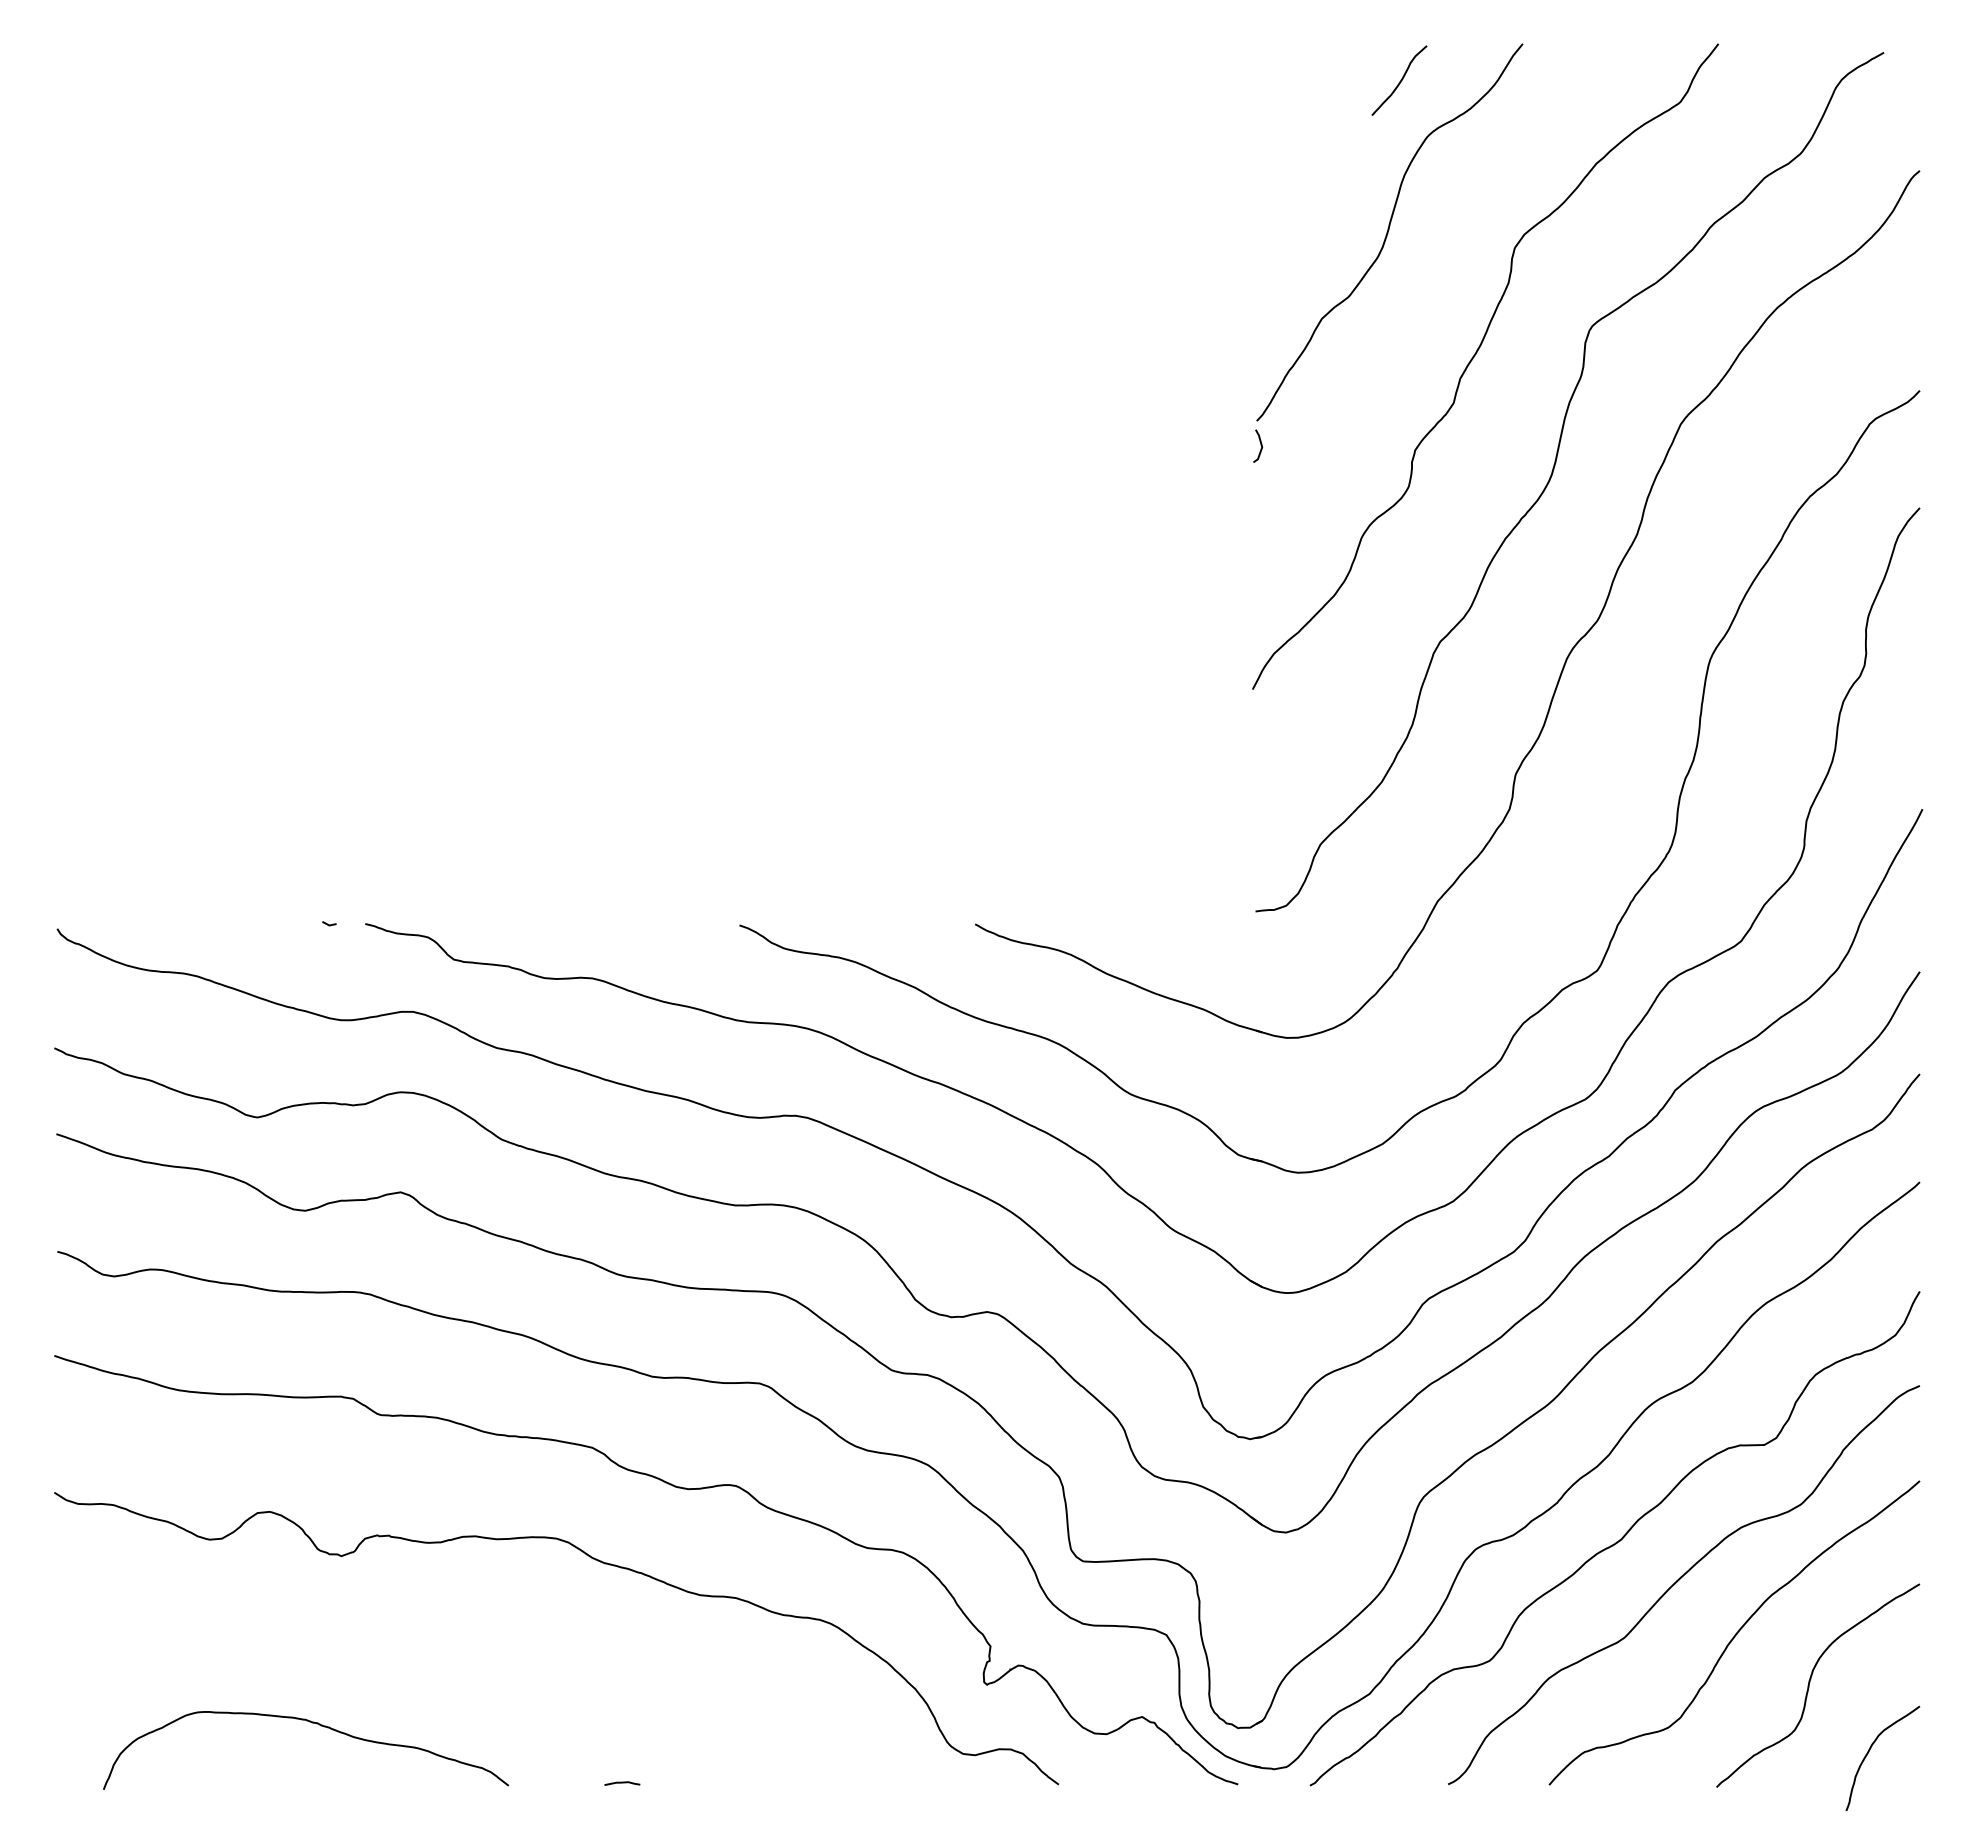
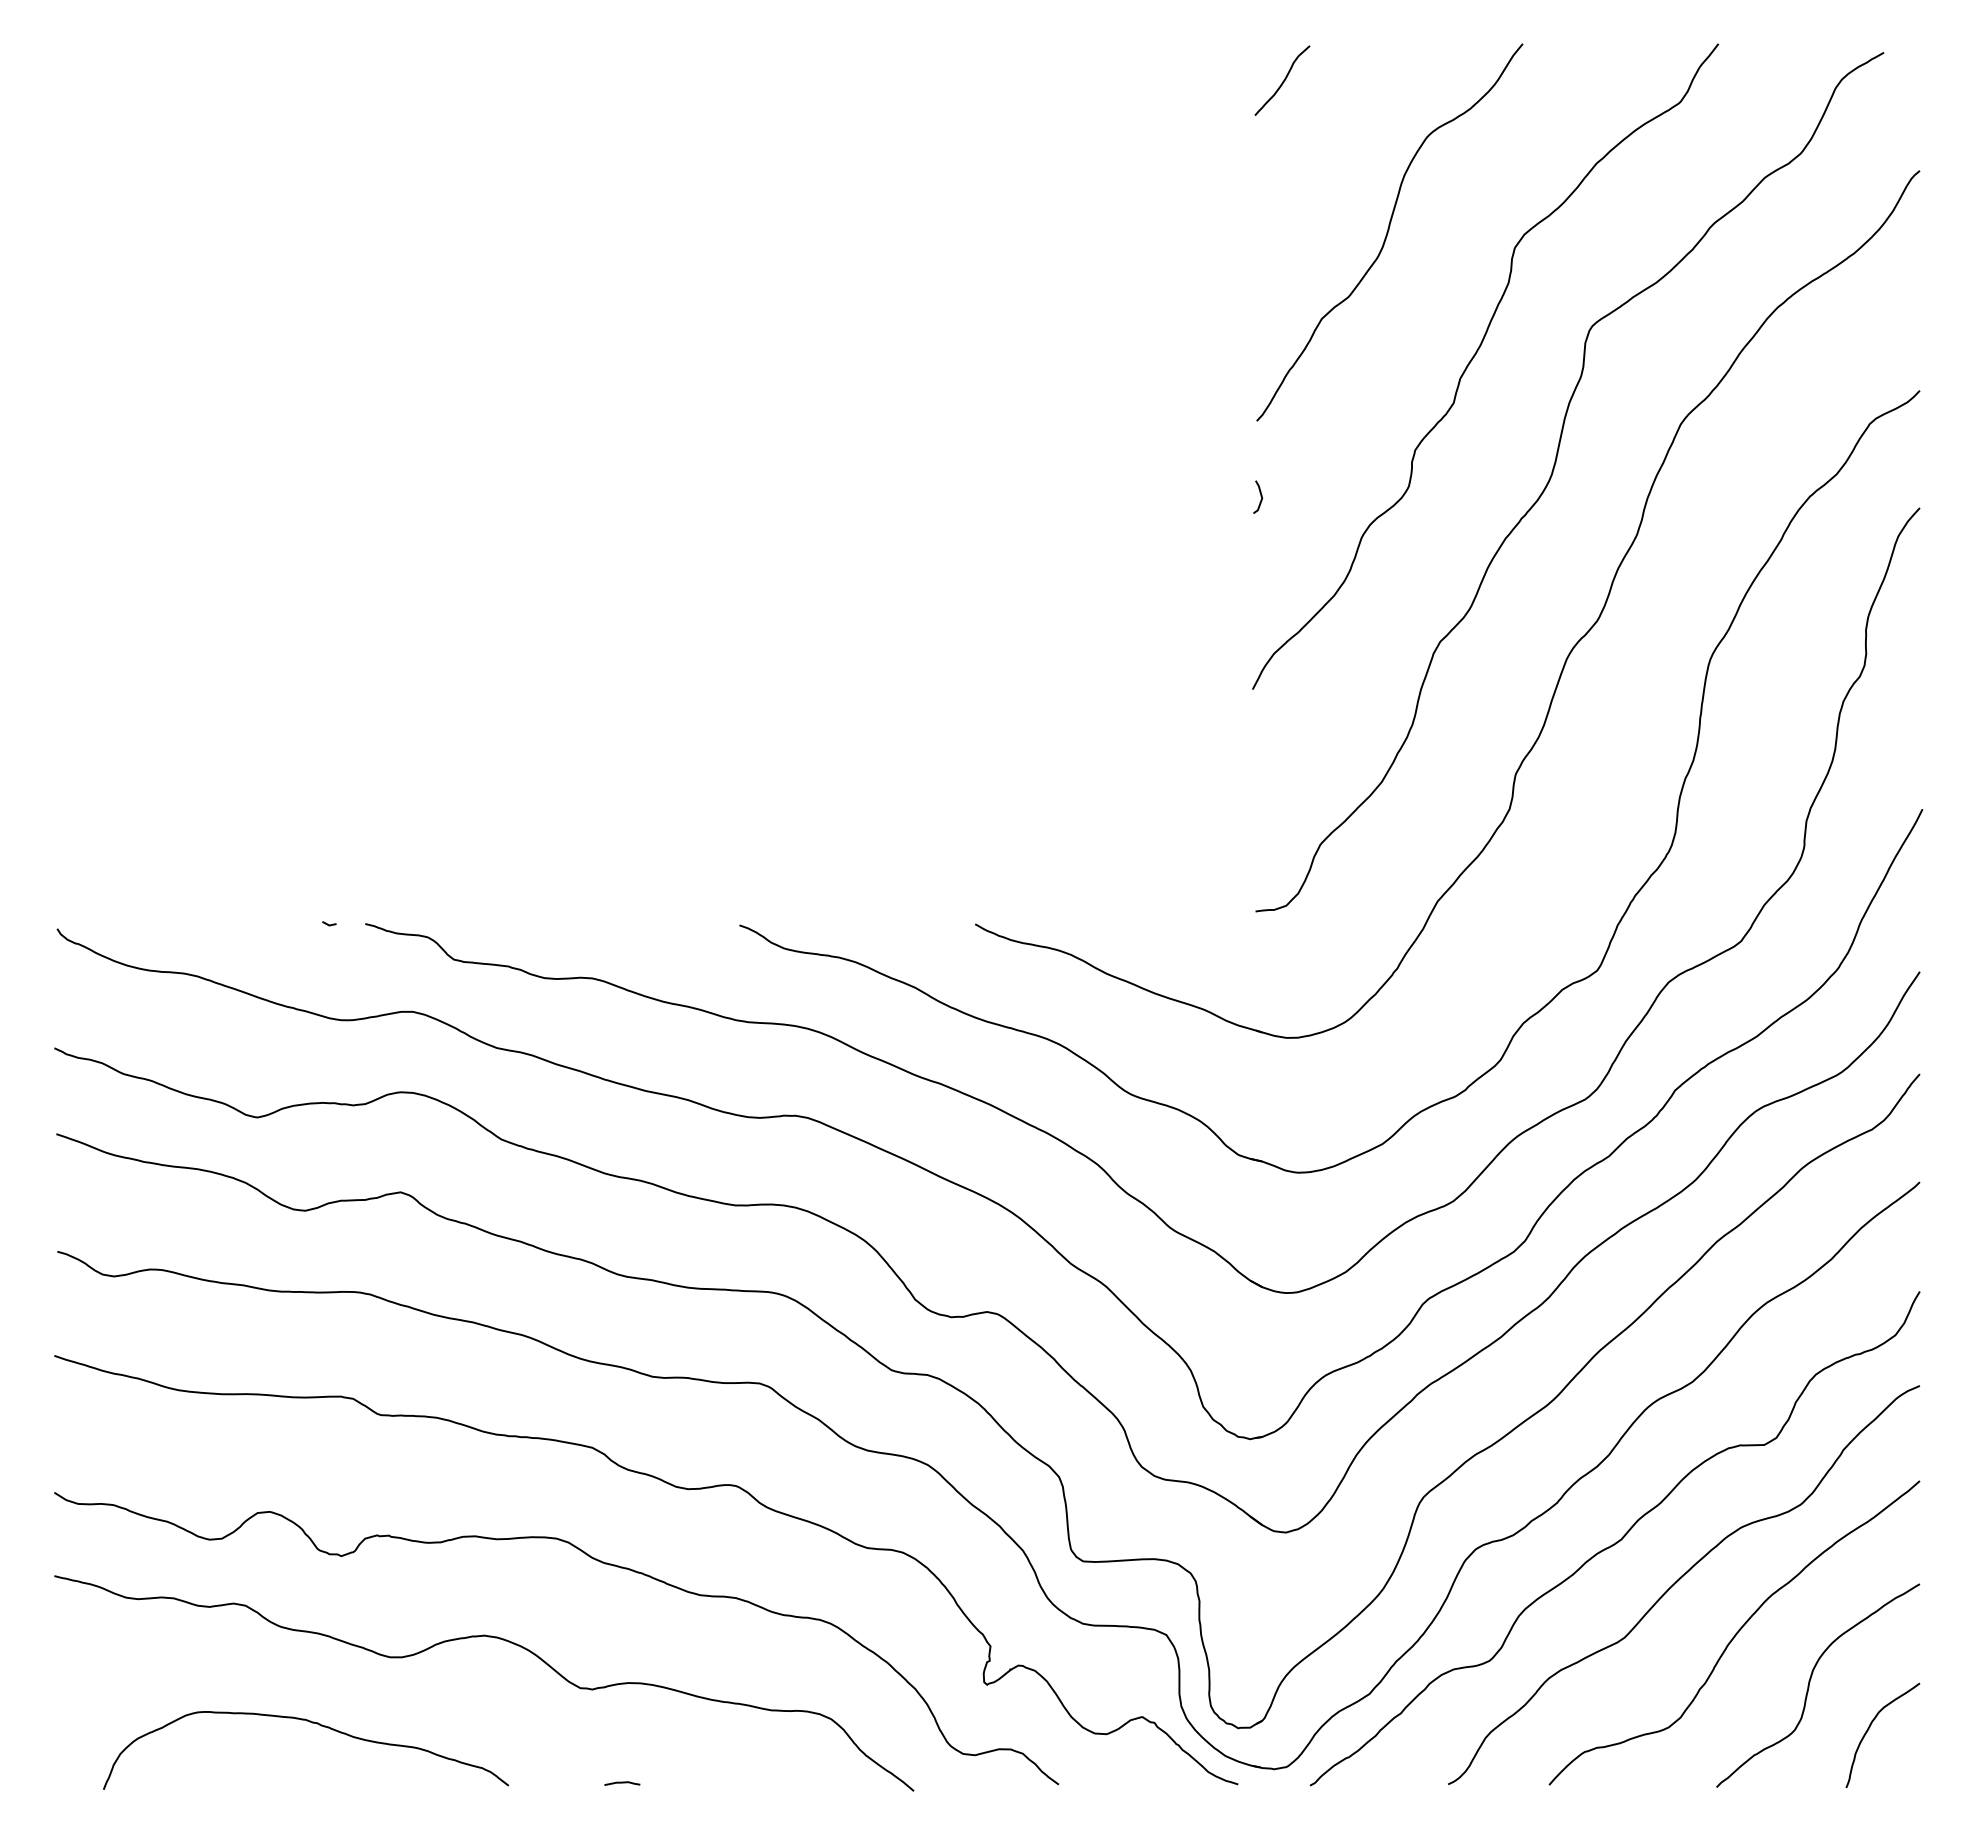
curve position: (1400, 80) -> (1283, 80) (1283, 80)
curve position: (1260, 445) -> (1260, 496) (1260, 496)
curve: none -> present (488, 1637)
curve position: (1870, 1750) -> (1870, 1727) (1870, 1727)
